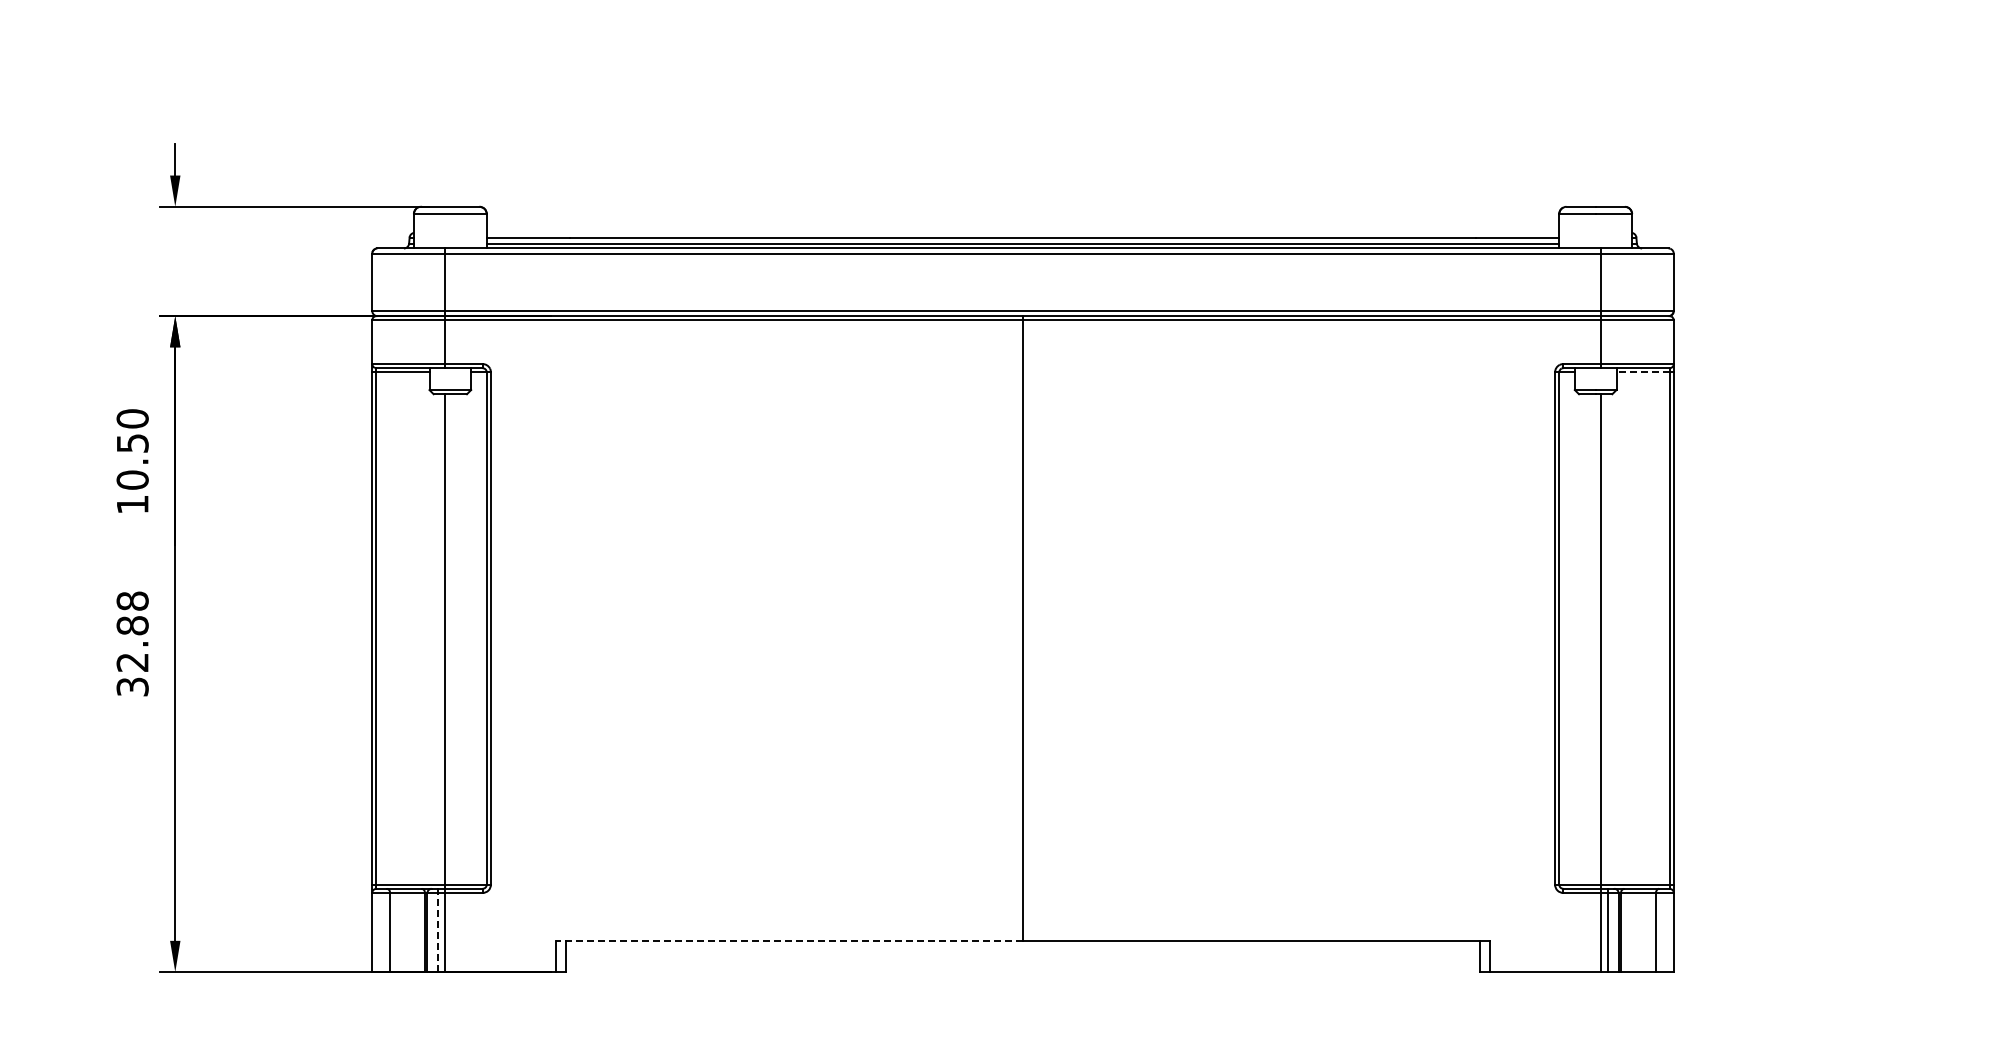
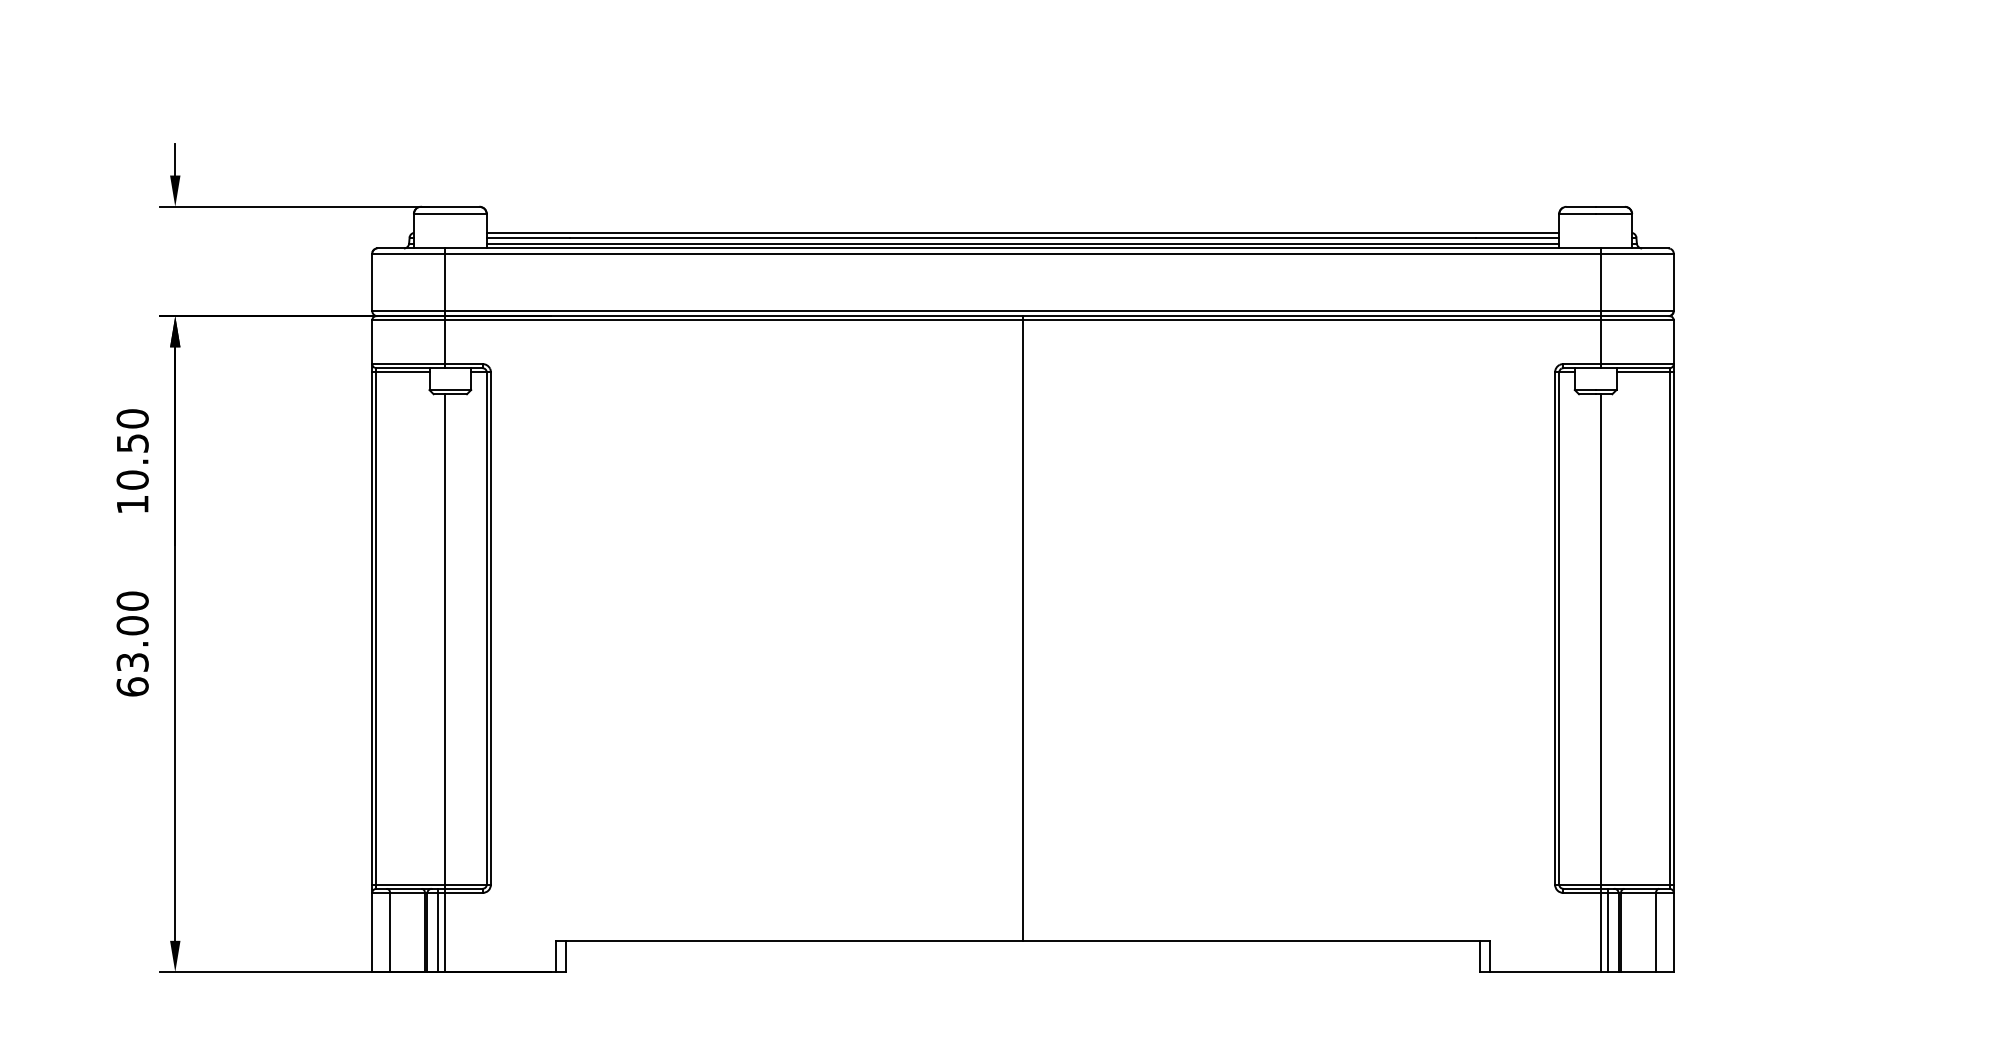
line: none -> present (1022, 232)
line: dashed -> solid (1643, 372)
text: 32.88 -> 63.00 (132, 643)
line: dashed -> solid (437, 932)
line: dashed -> solid (789, 940)
